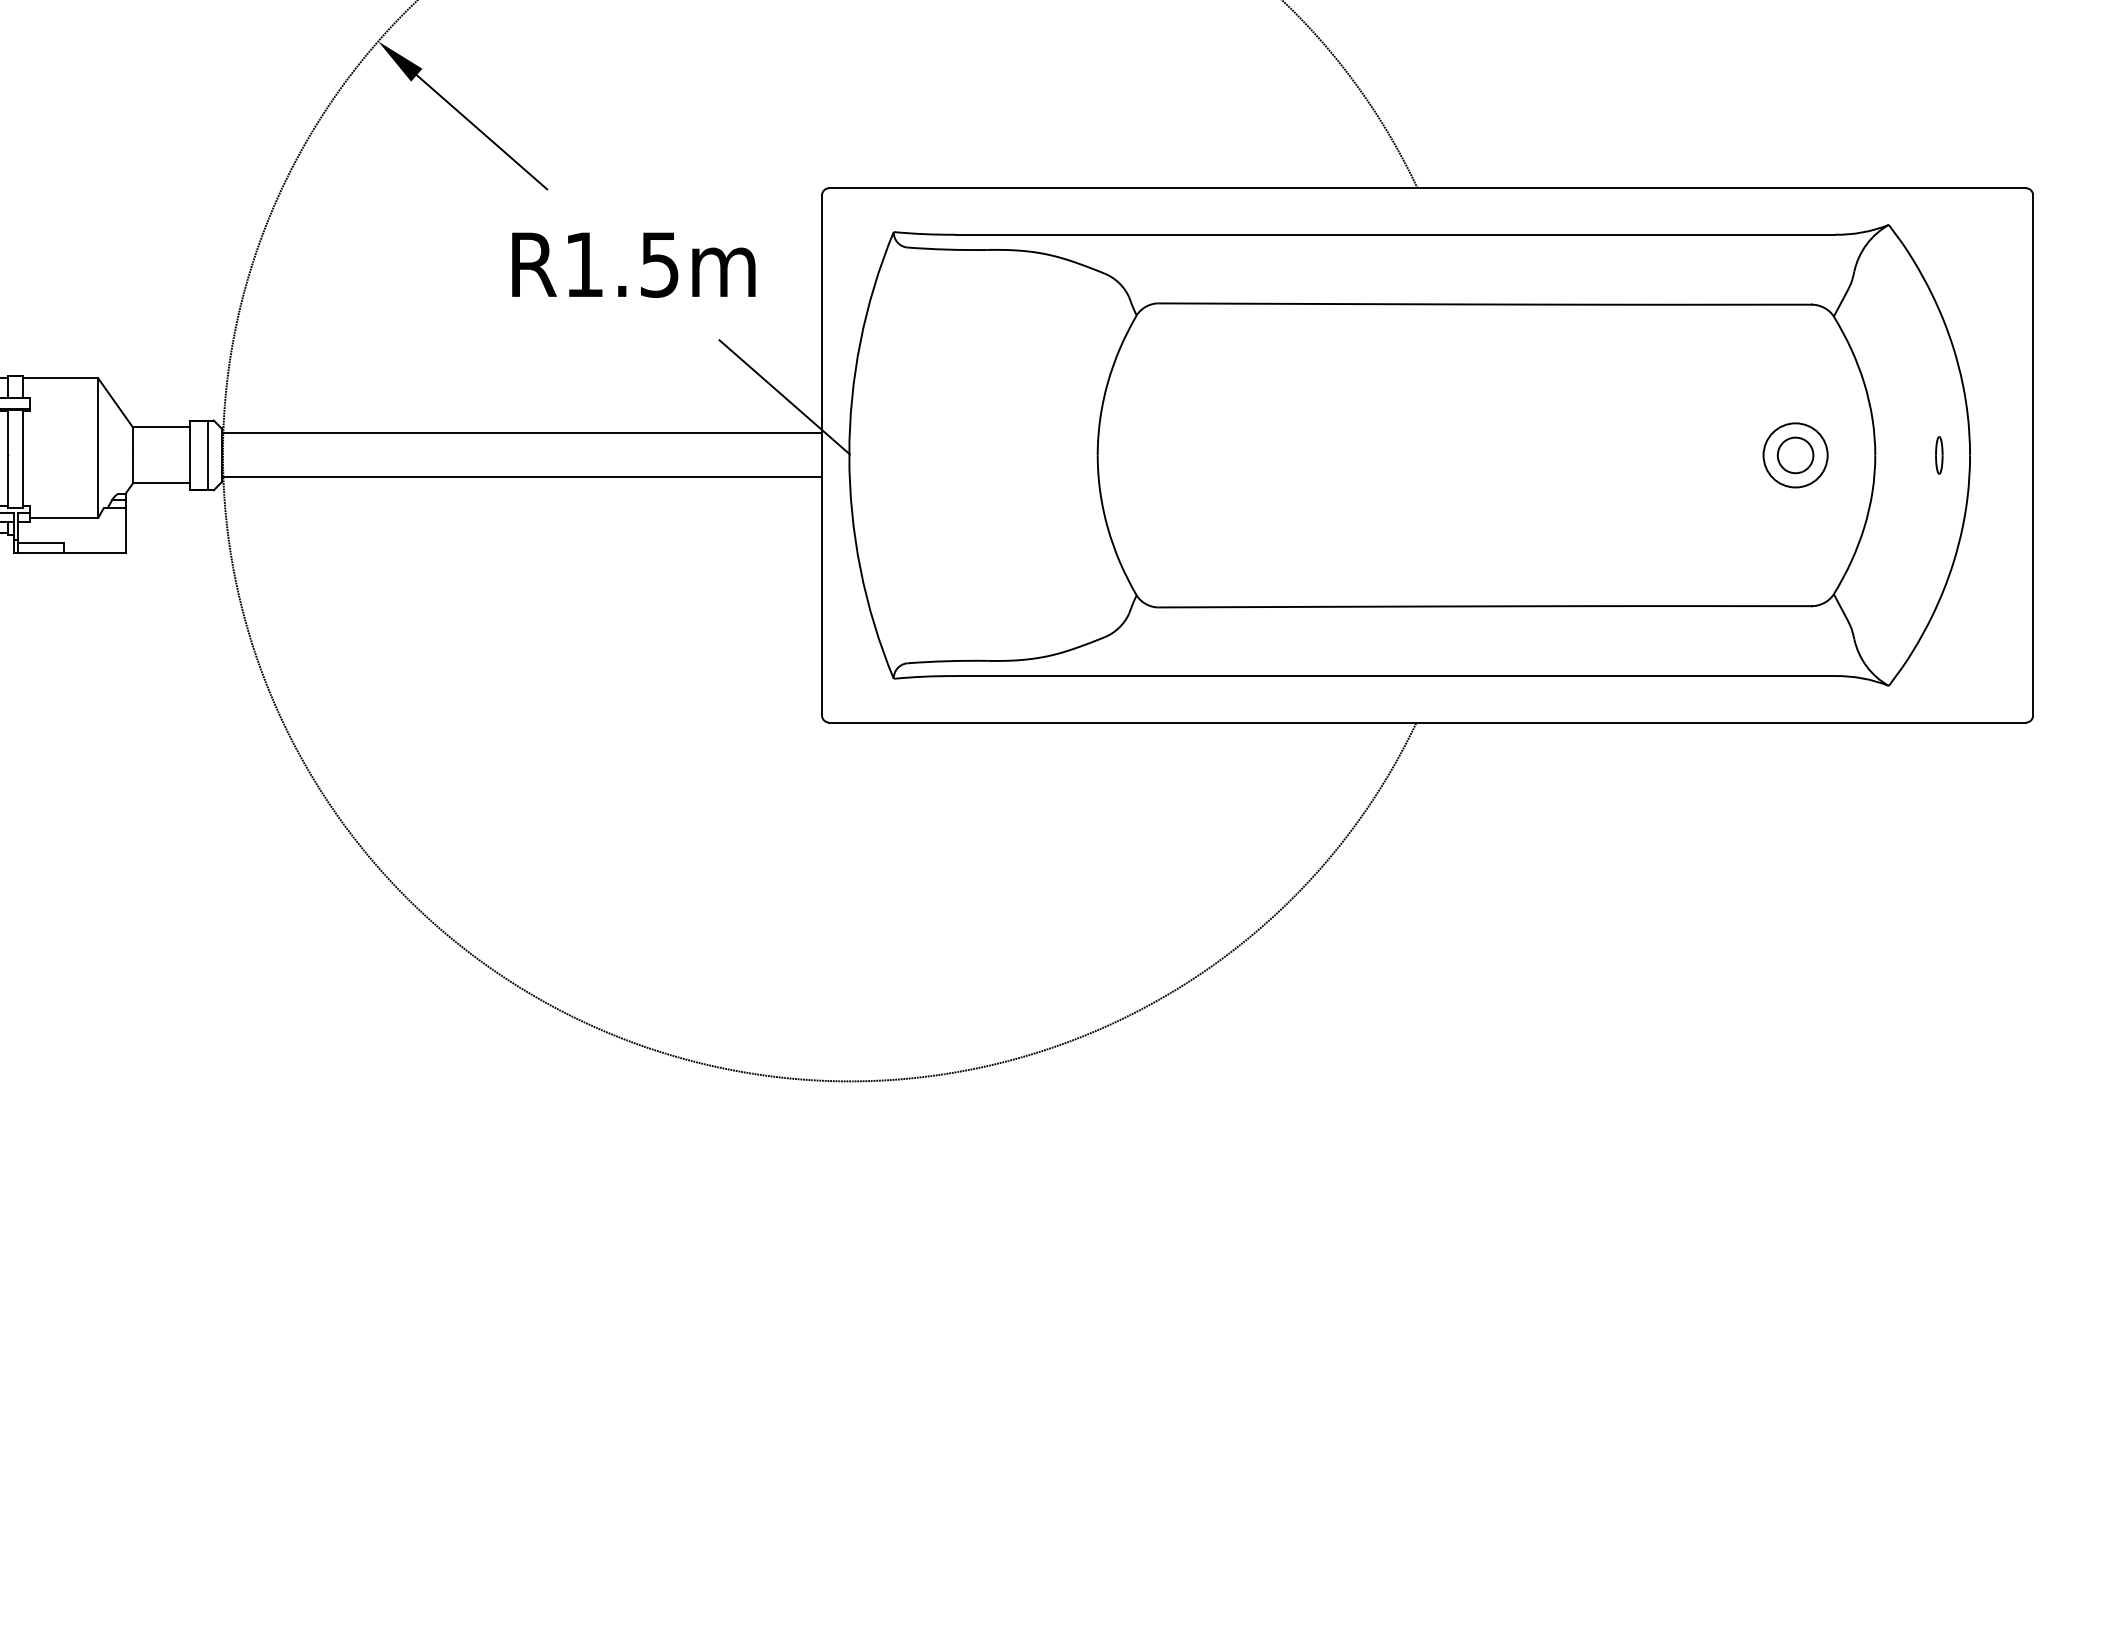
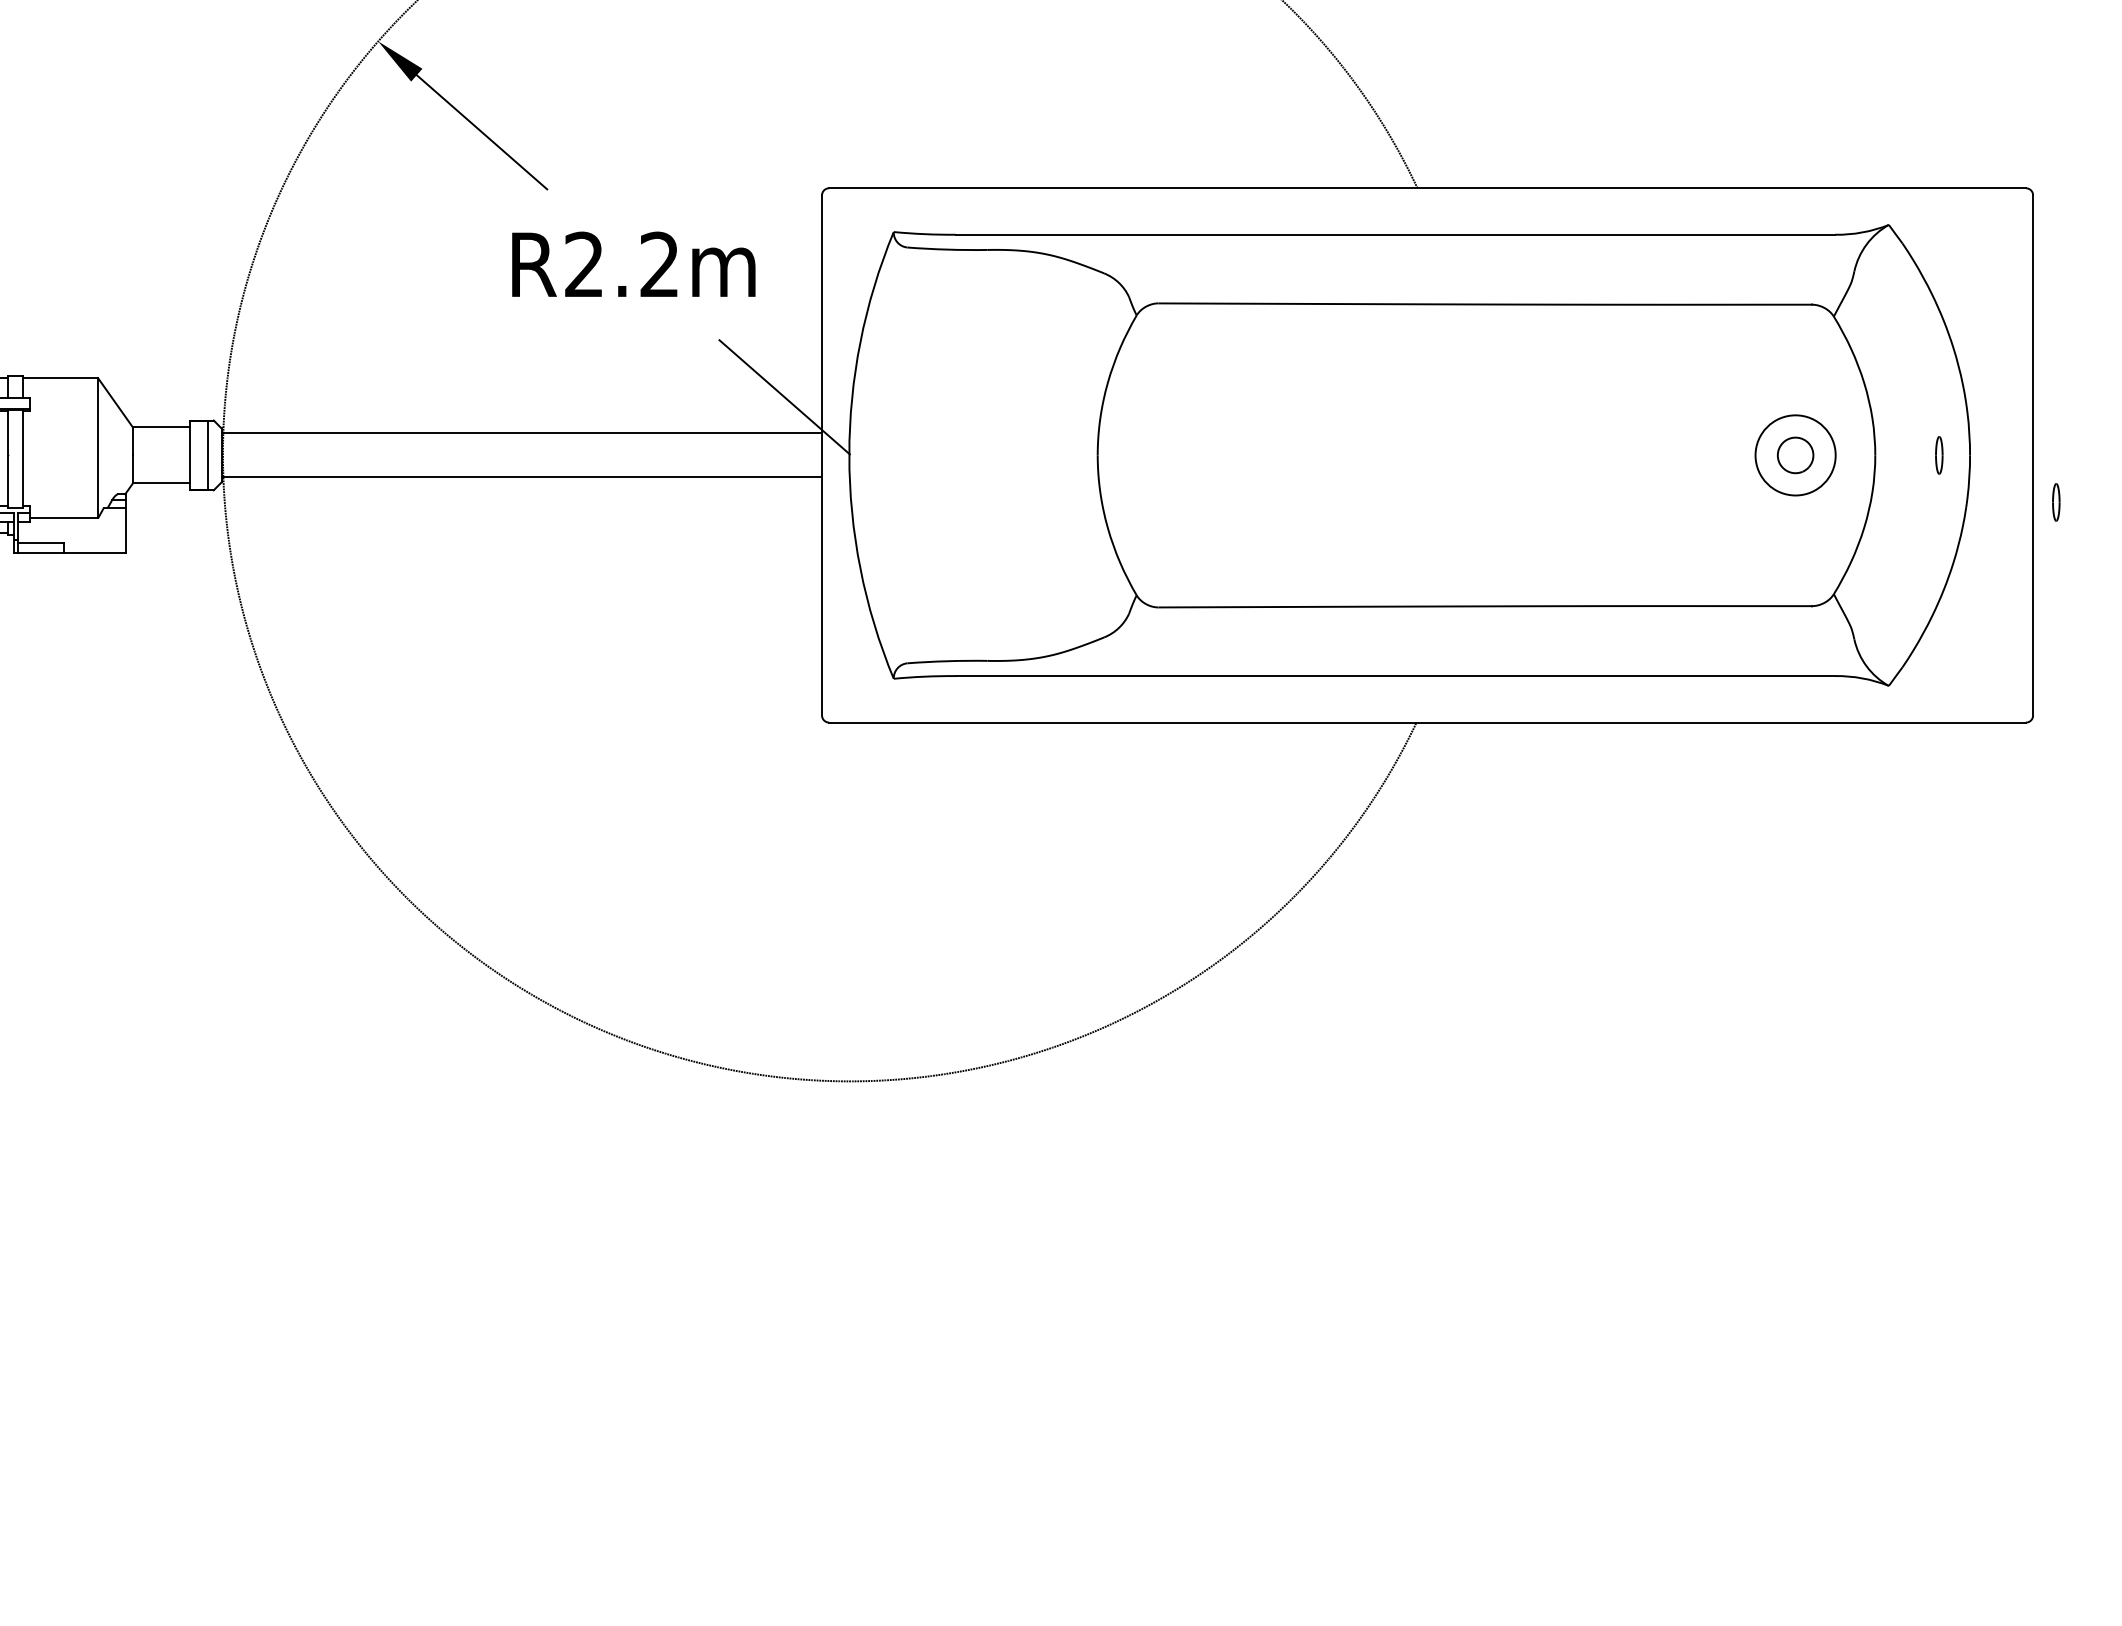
text: R1.5m -> R2.2m (621, 264)
circle diameter: 64 px -> 80 px (1795, 455)
part: none -> present (2056, 502)
